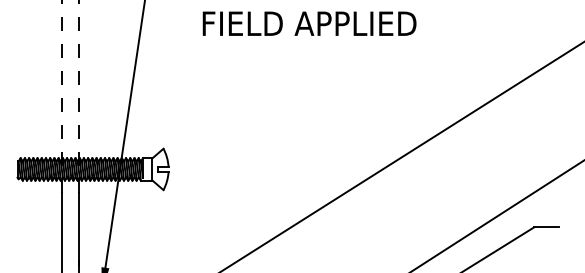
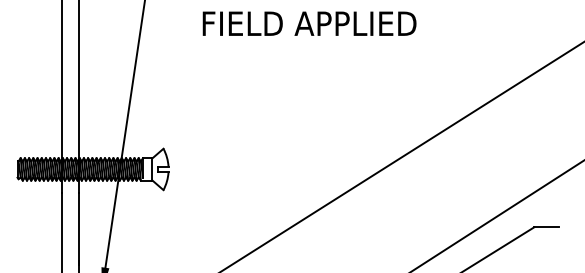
line: dashed -> solid (62, 96)
line: dashed -> solid (79, 96)
